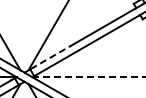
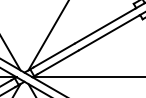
line: dashed -> solid (54, 55)
line: dashed -> solid (89, 77)
